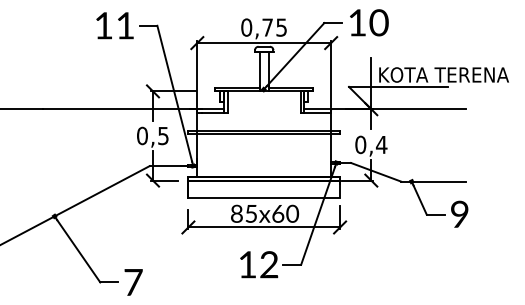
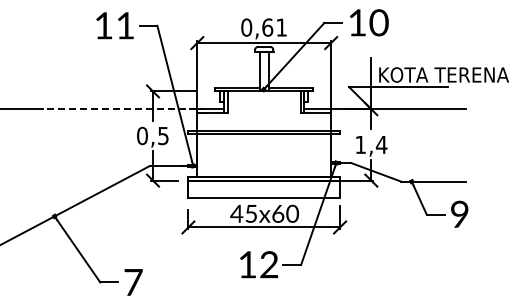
text: 0,75 -> 0,61 (274, 27)
line: solid -> dashed (119, 109)
text: 0,4 -> 1,4 (360, 144)
text: 85x60 -> 45x60 (236, 213)
